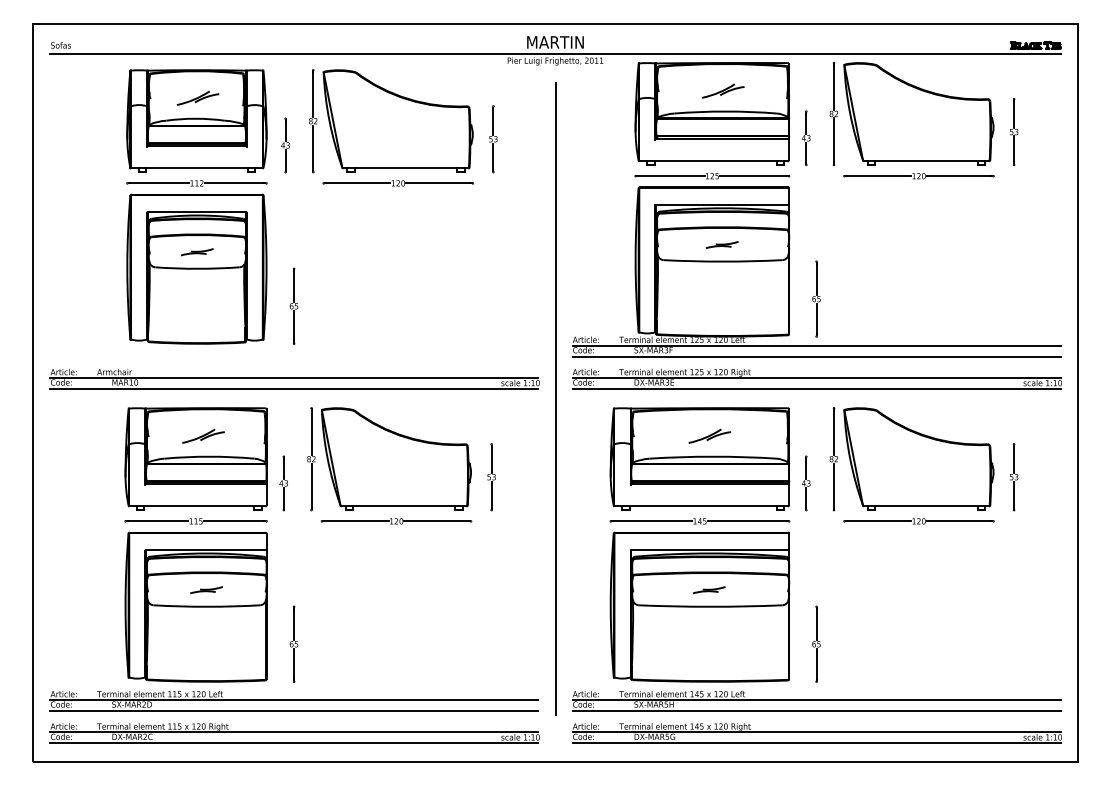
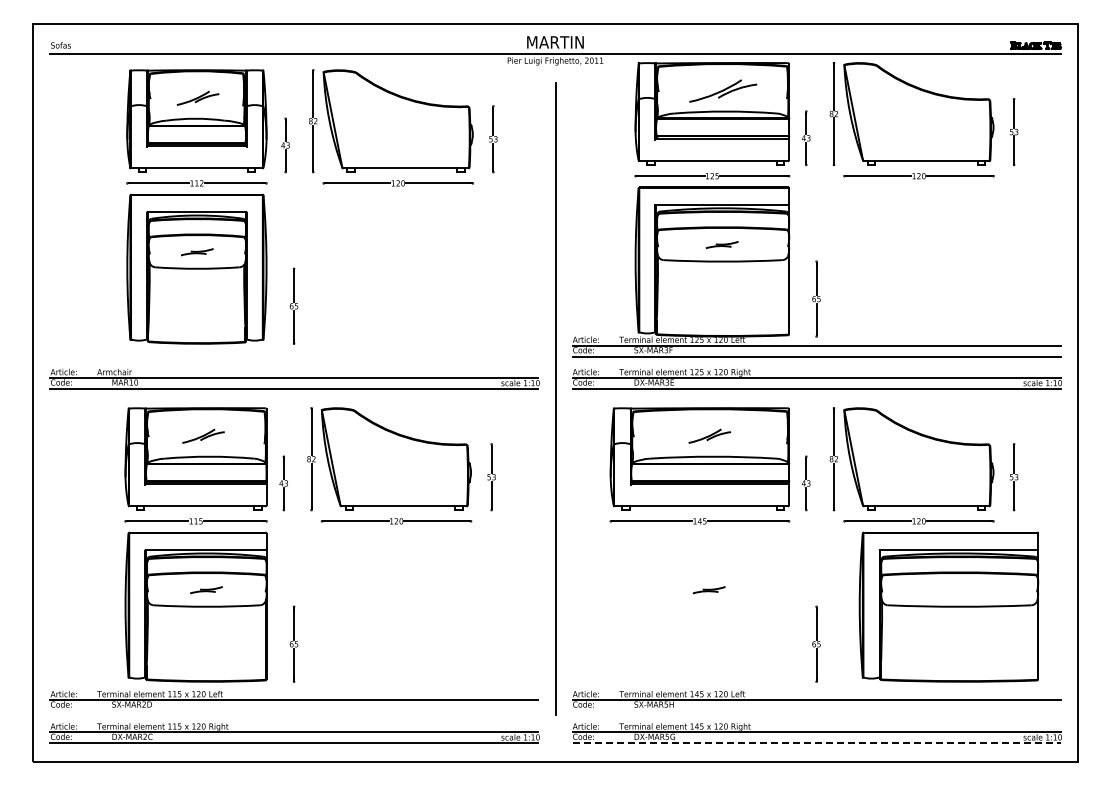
part size: 43x16 px -> 69x24 px (723, 90)
part position: (699, 606) -> (948, 606) (948, 606)
line: present -> none (294, 710)
line: present -> none (816, 710)
line: solid -> dashed (816, 743)
